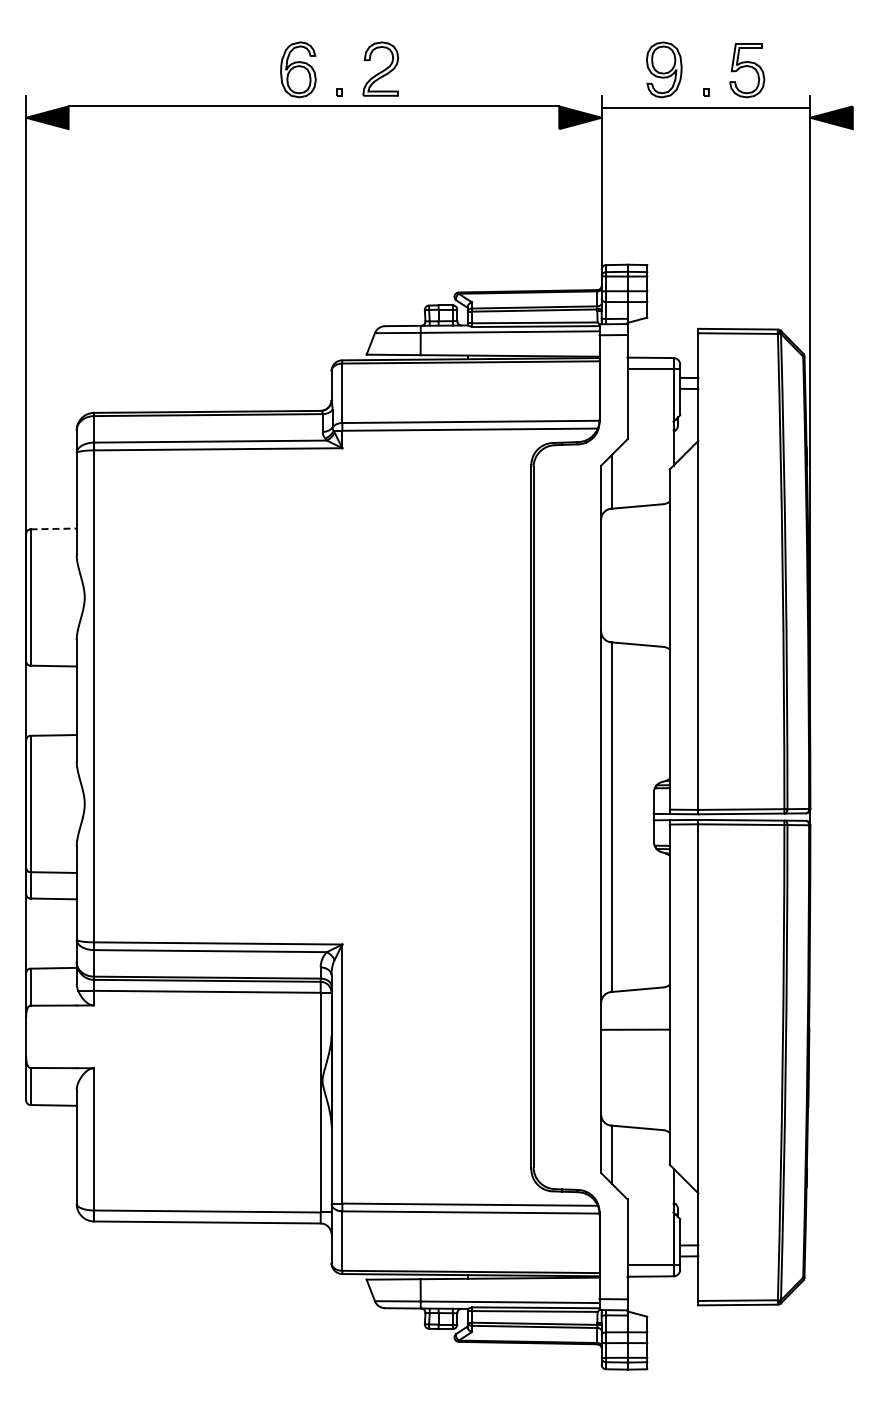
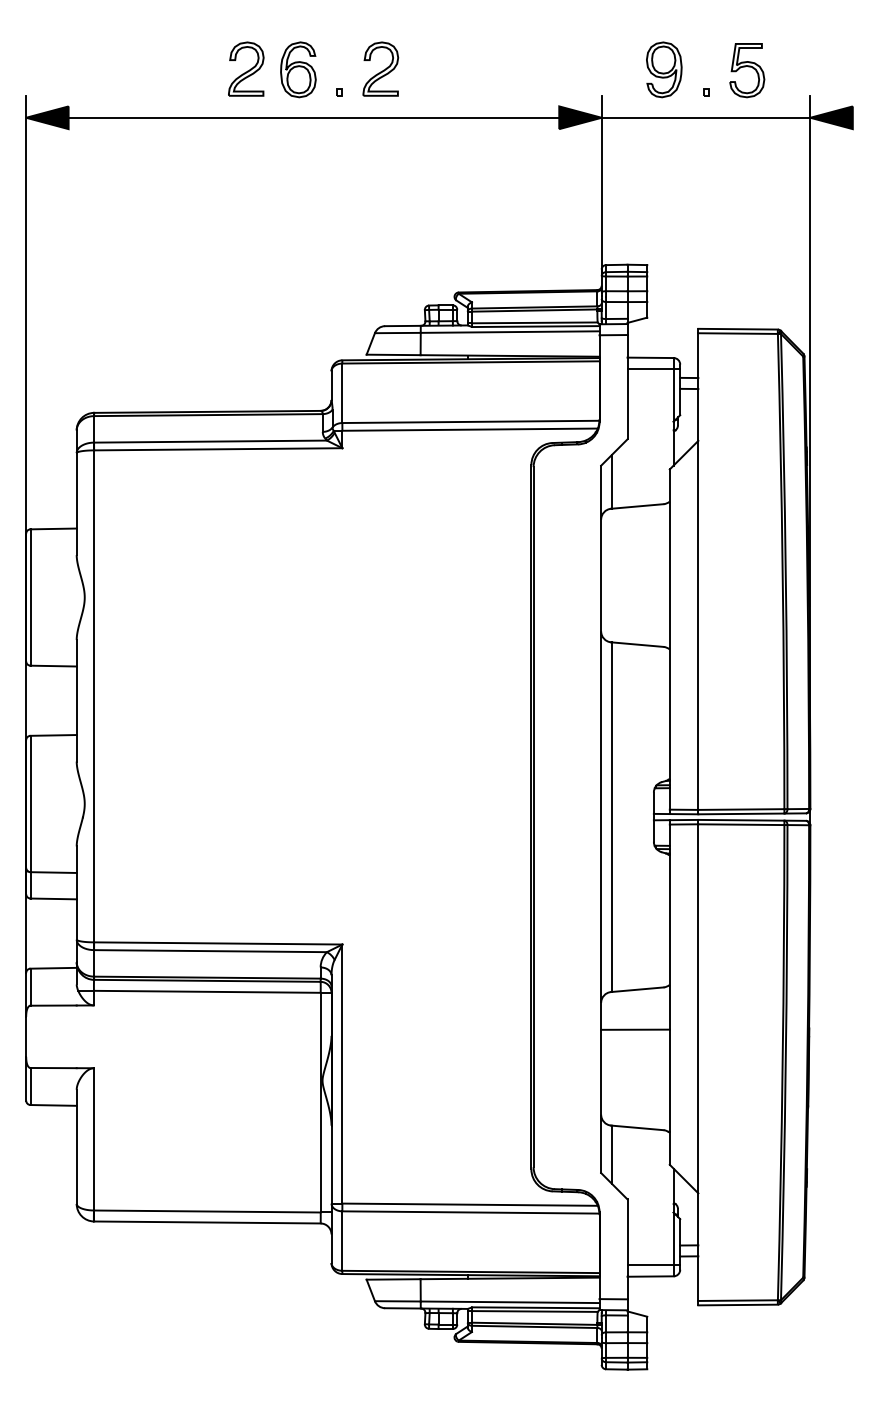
part: none -> present (246, 68)
line position: (313, 105) -> (313, 117) (313, 117)
line position: (705, 107) -> (705, 117) (705, 117)
line: dashed -> solid (54, 528)
